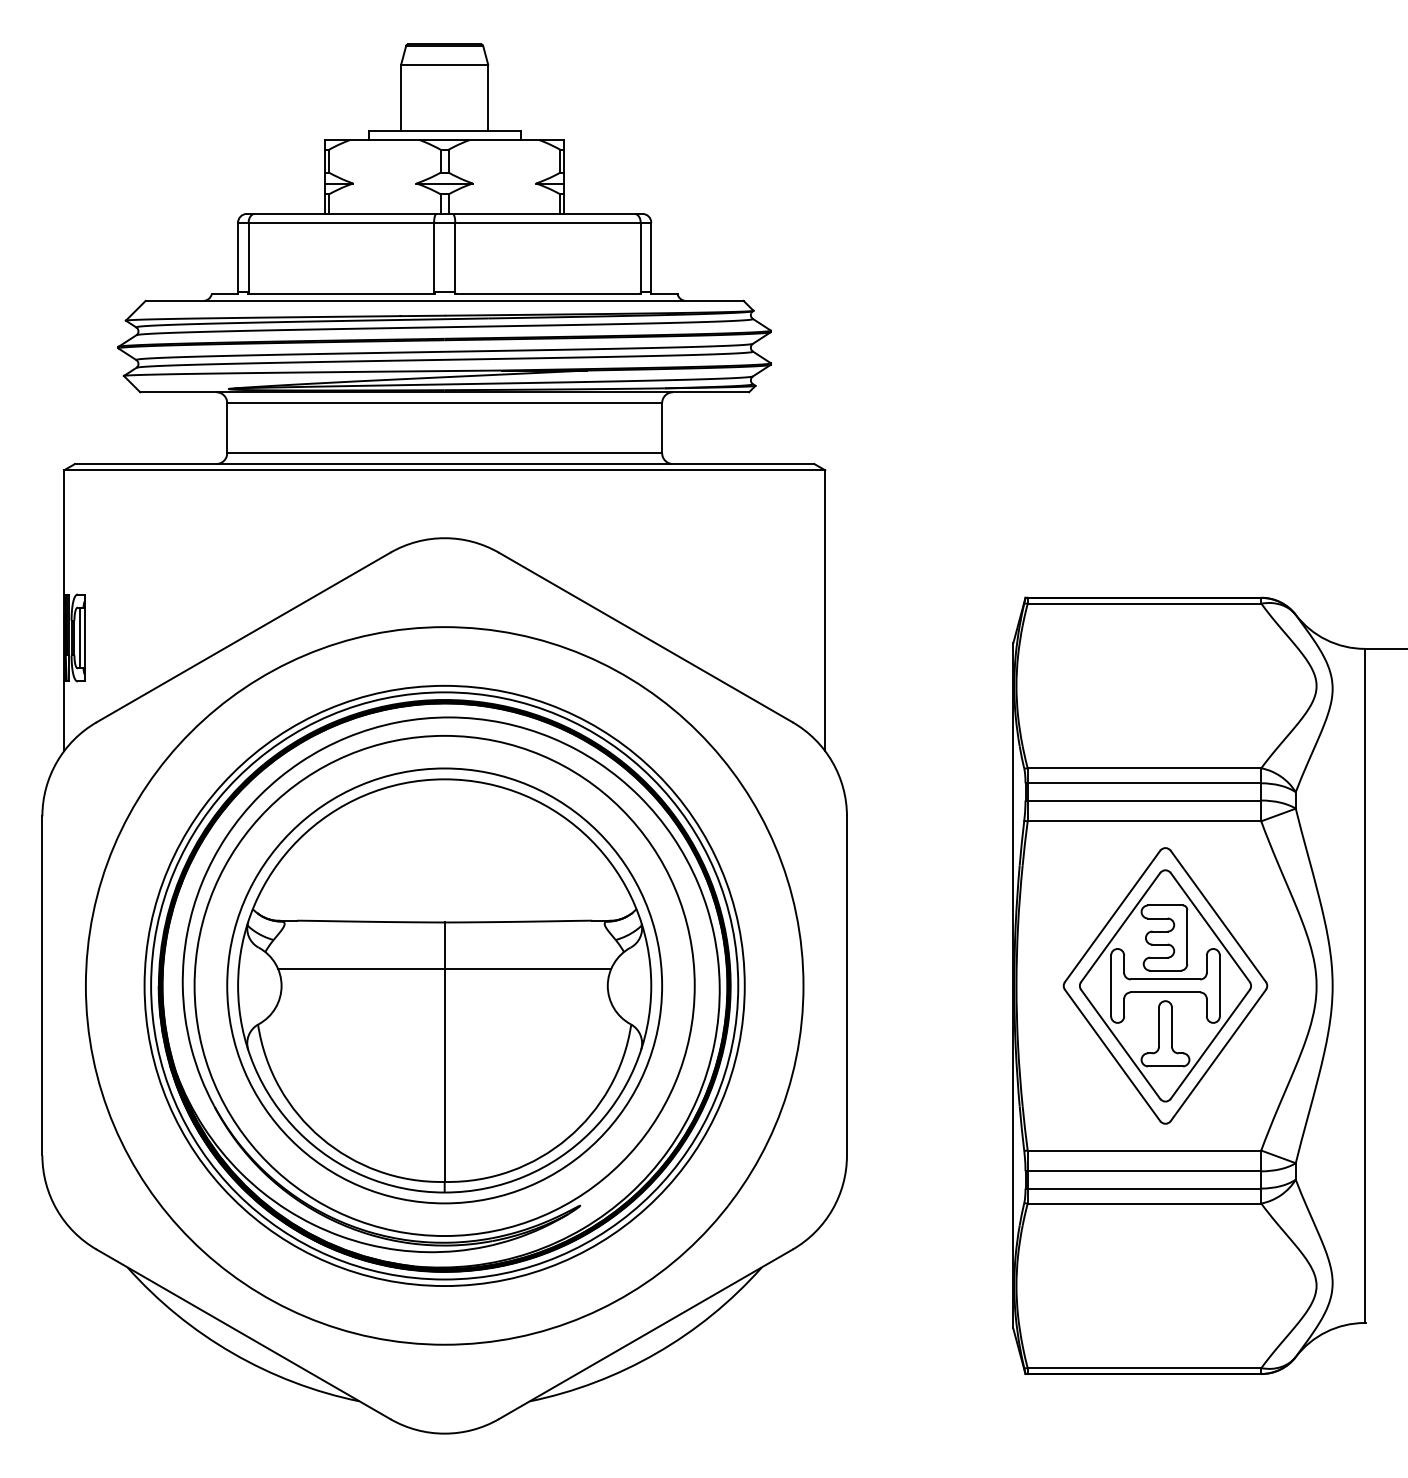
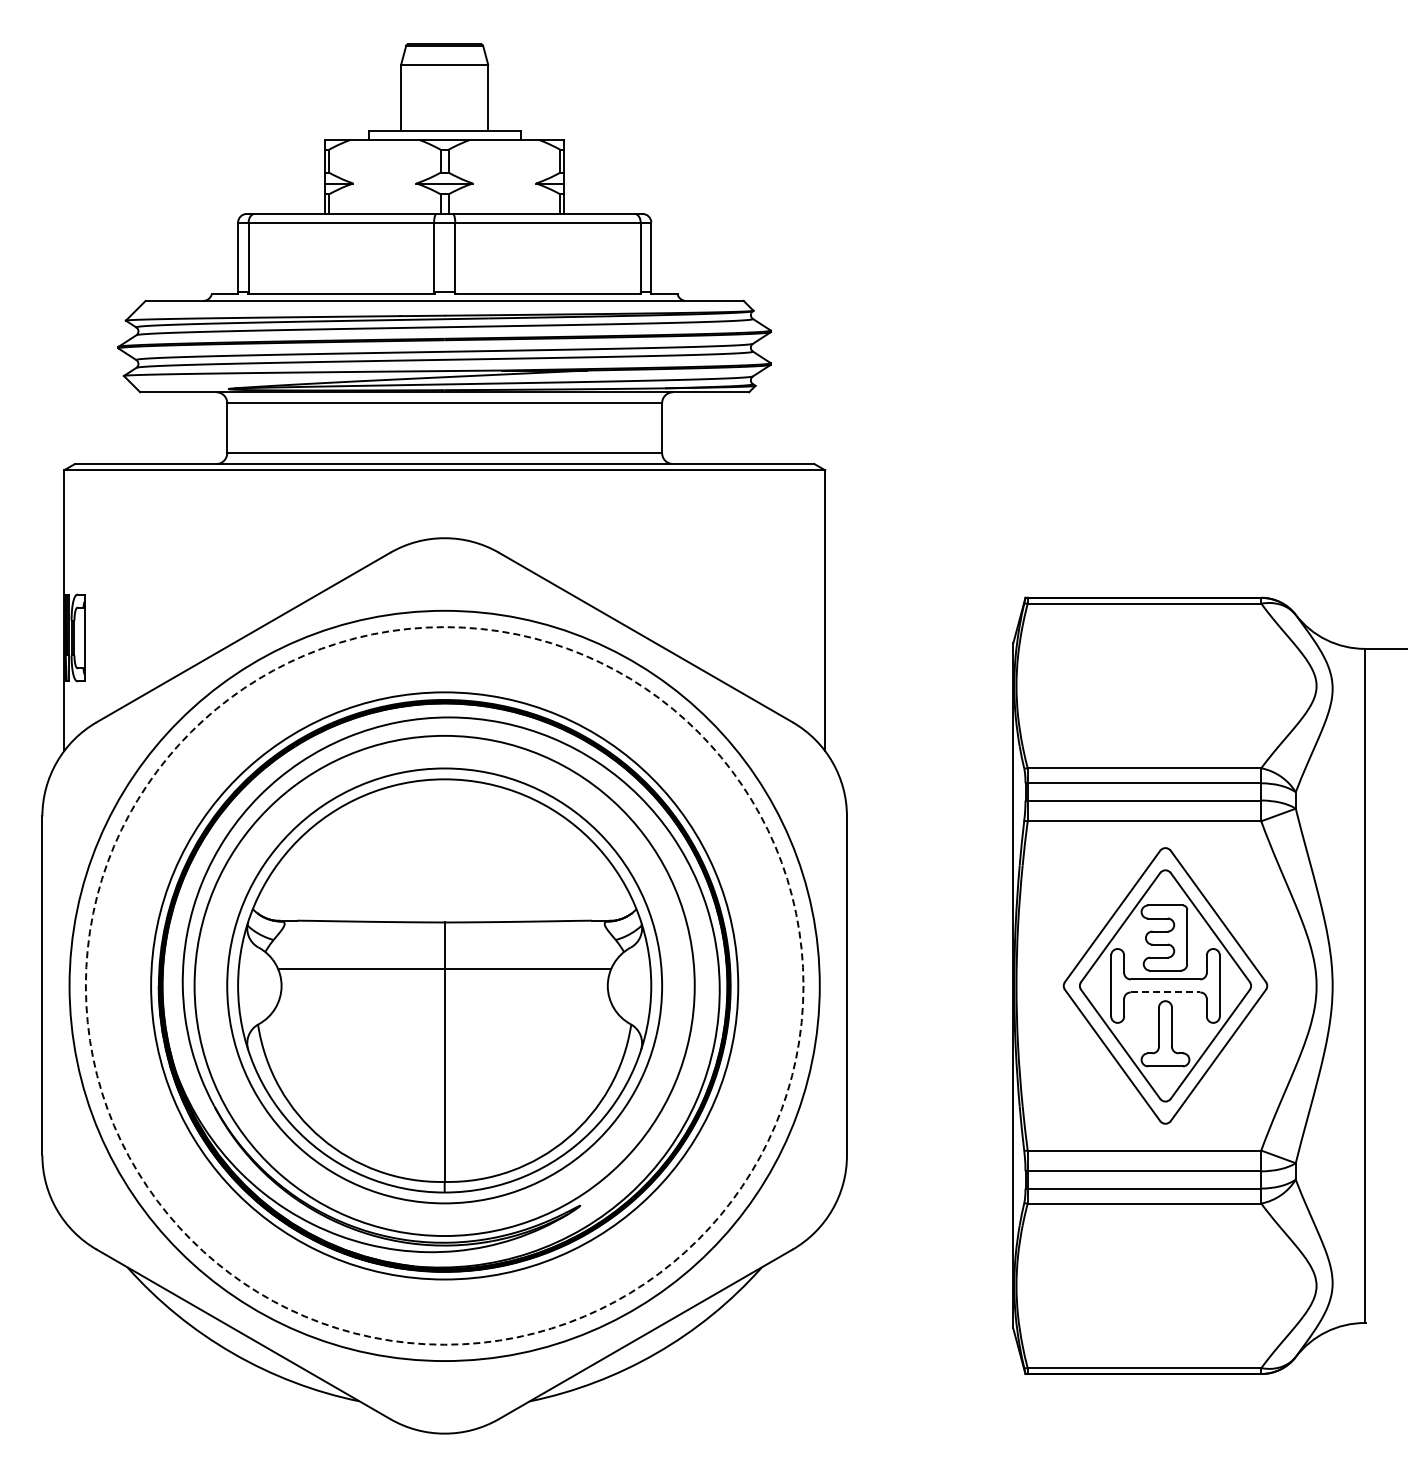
line: present -> none (80, 637)
circle diameter: 600 px -> 750 px (444, 985)
circle: solid -> dashed (444, 985)
line: solid -> dashed (1165, 992)
